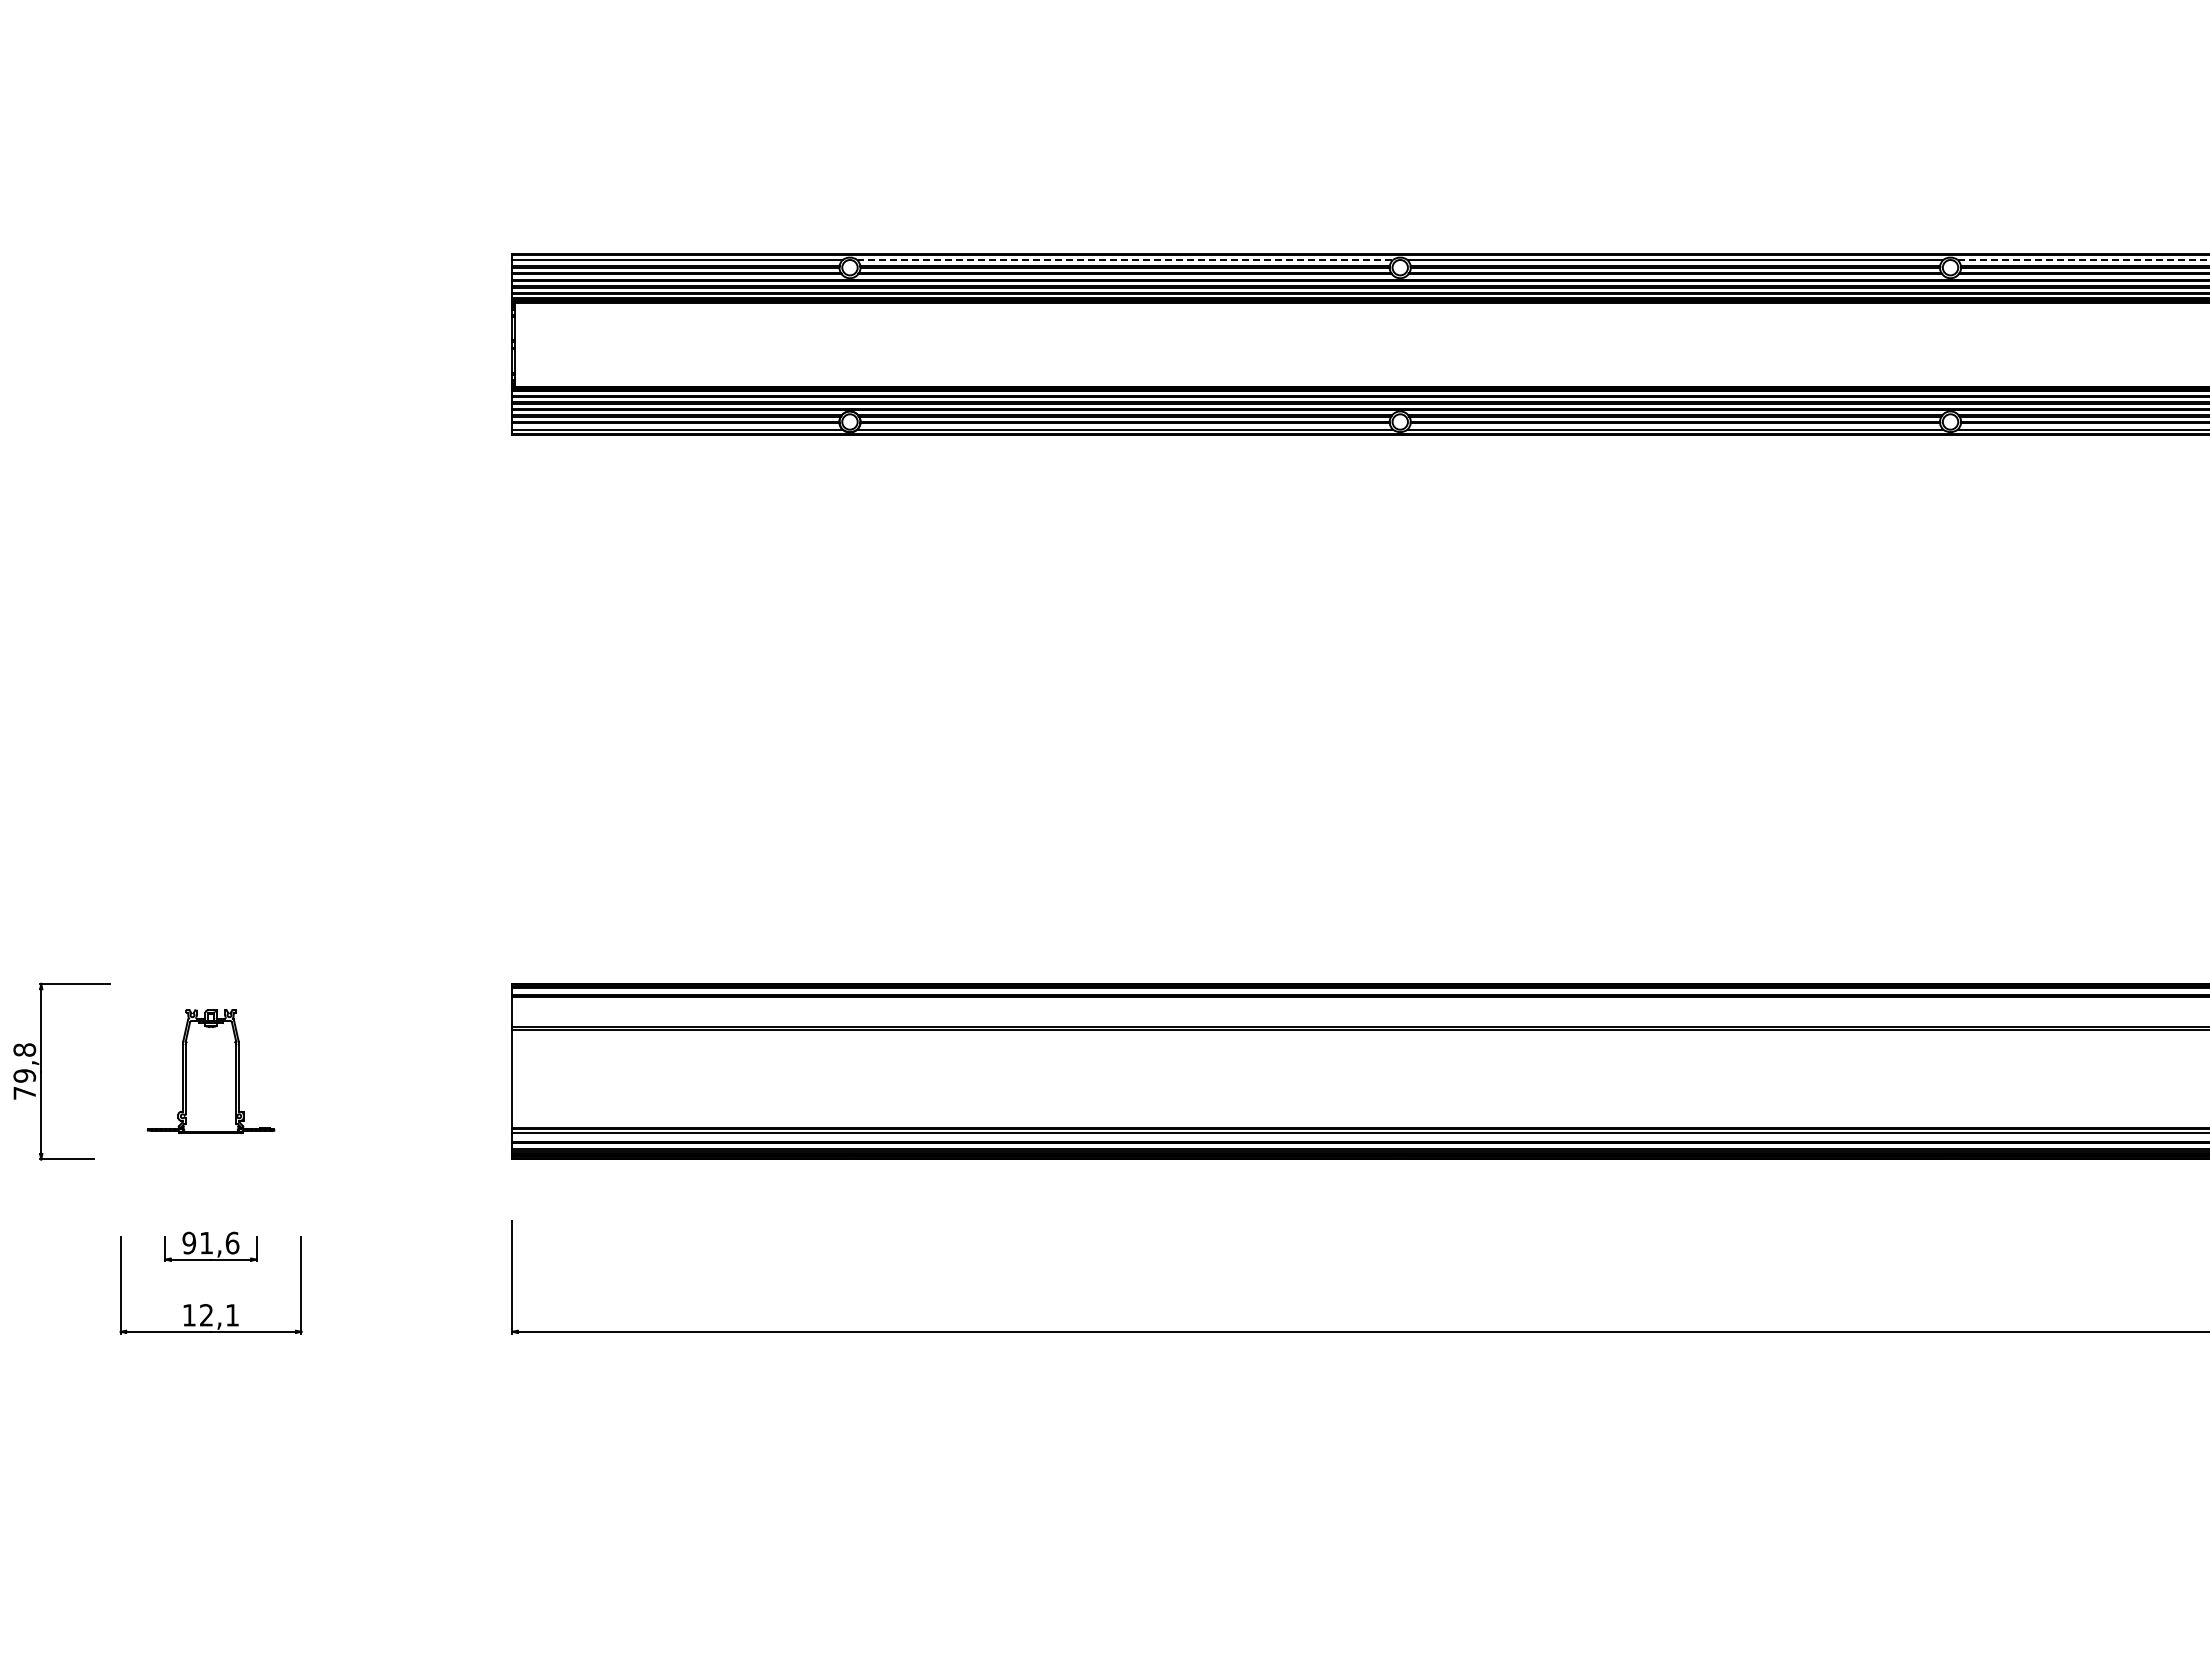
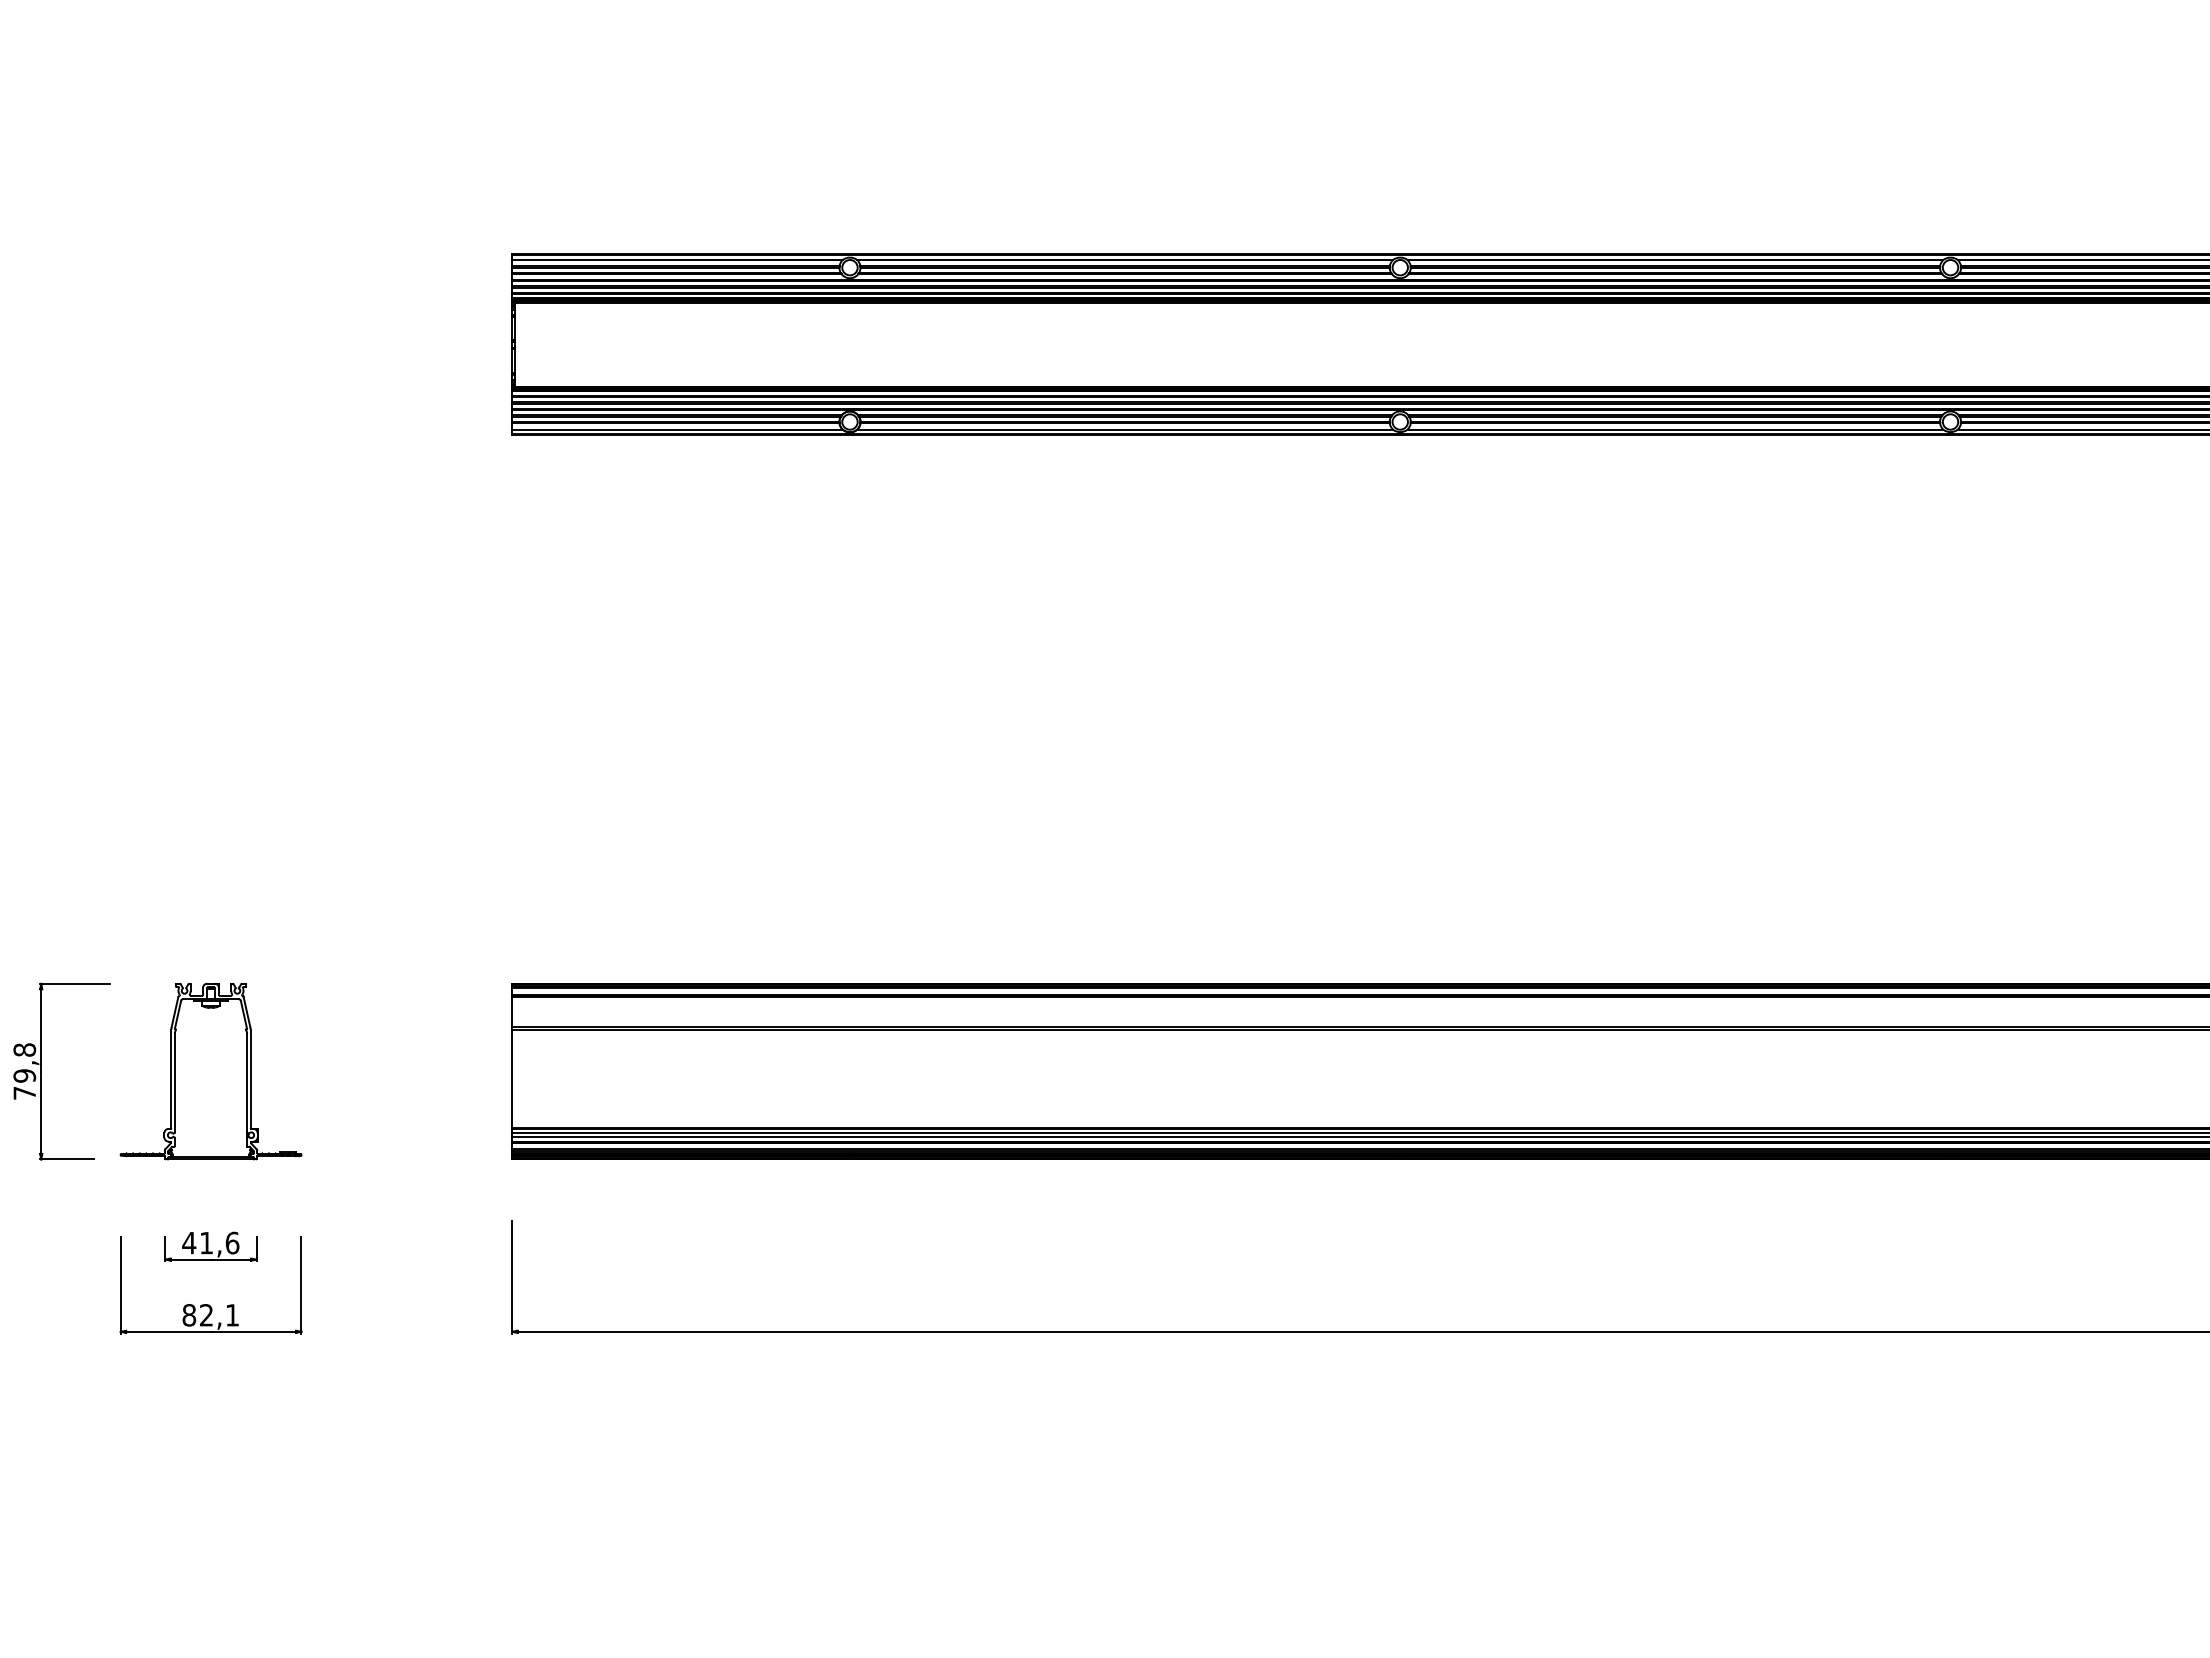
line: dashed -> solid (1125, 260)
line: dashed -> solid (2083, 260)
part size: 129x125 px -> 184x178 px (210, 1071)
line: none -> present (1359, 1137)
text: 91,6 -> 41,6 (189, 1242)
text: 12,1 -> 82,1 (189, 1315)
